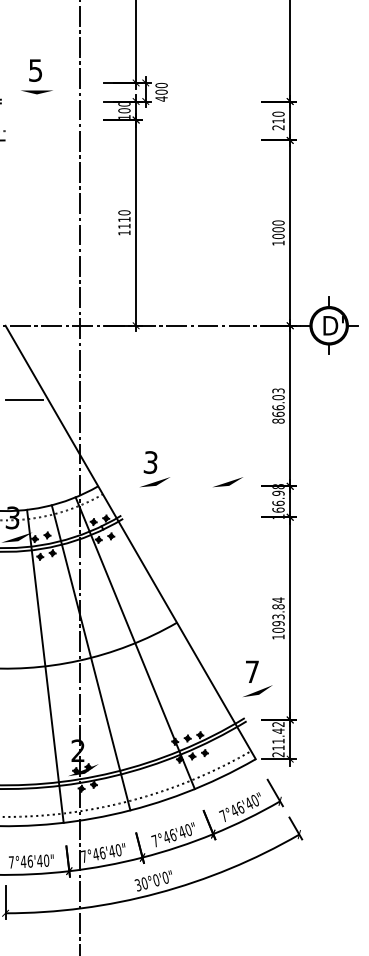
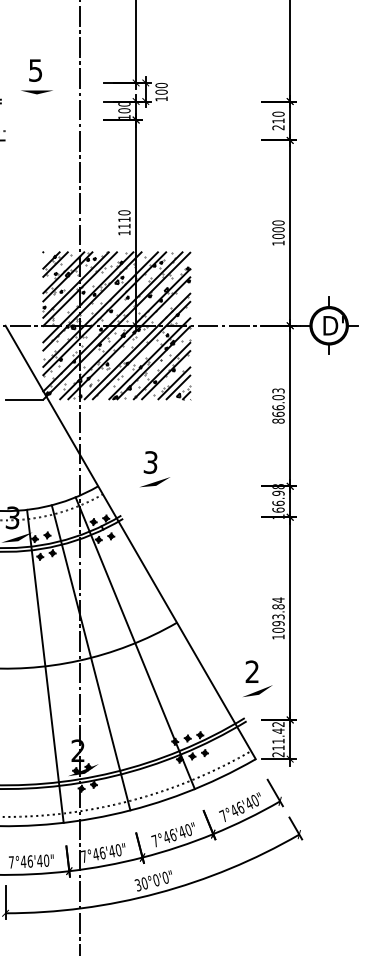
text: 400 -> 100 (161, 98)
hatch: none -> present (116, 325)
line: present -> none (227, 482)
text: 7 -> 2 (251, 671)
